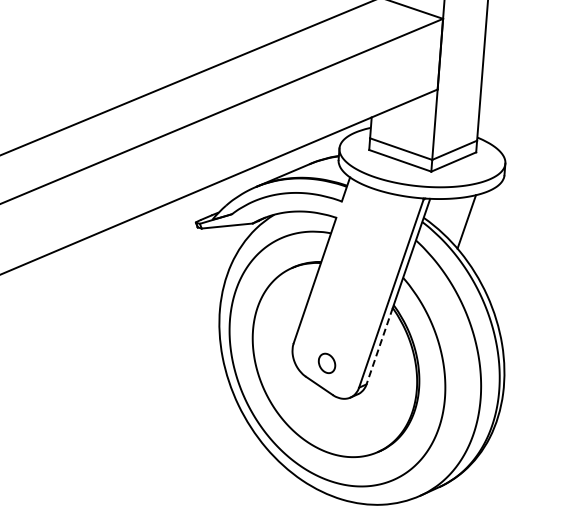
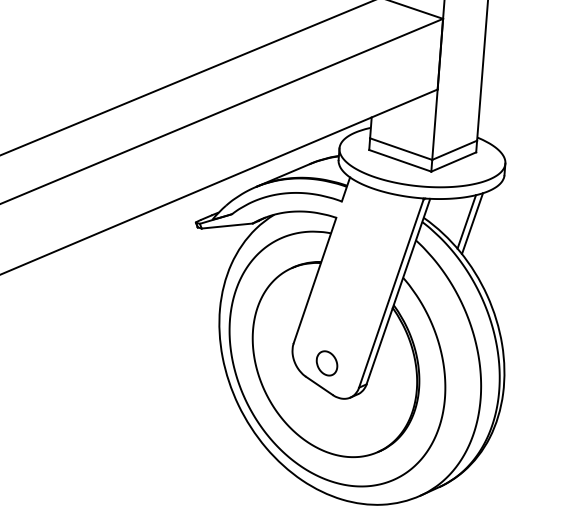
line: none -> present (472, 223)
line: dashed -> solid (379, 346)
part size: 20x22 px -> 24x27 px (326, 363)
